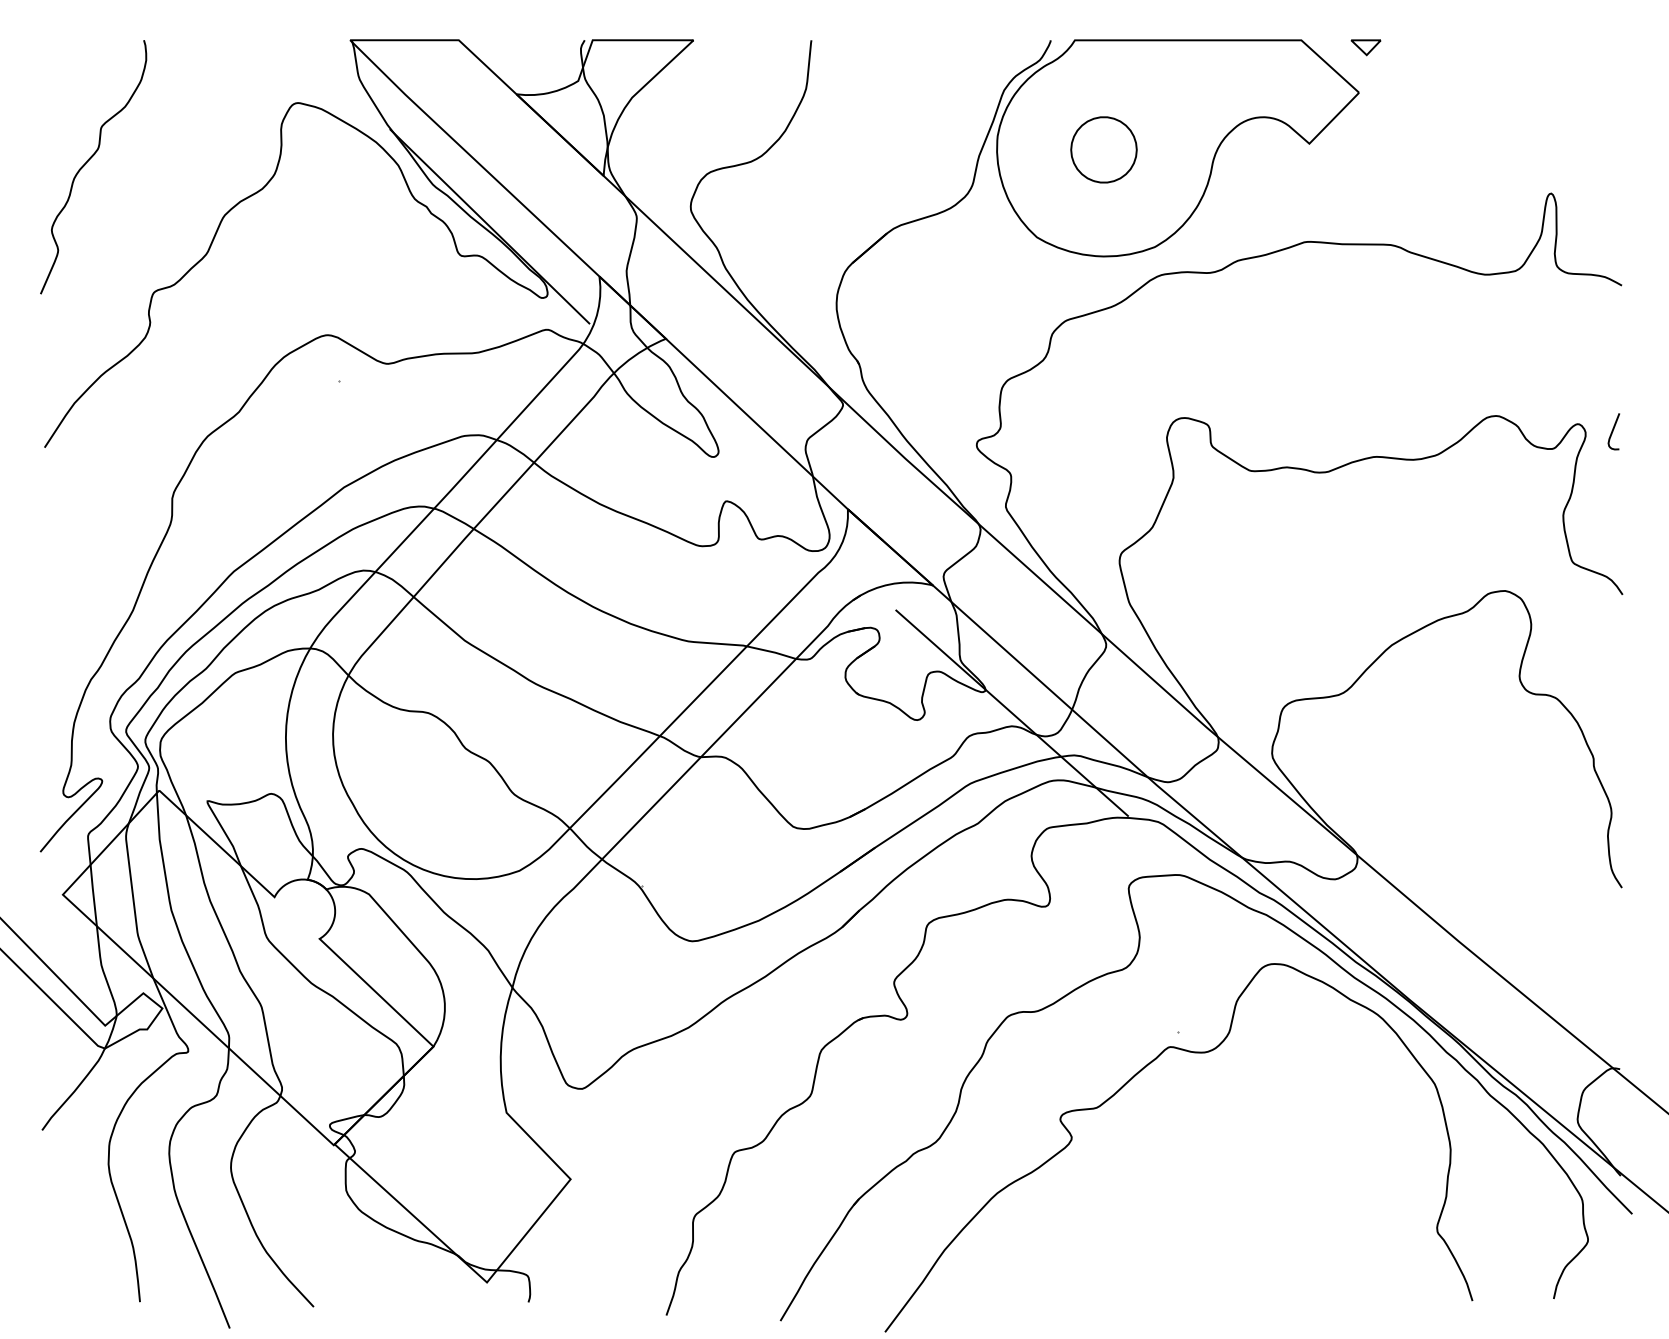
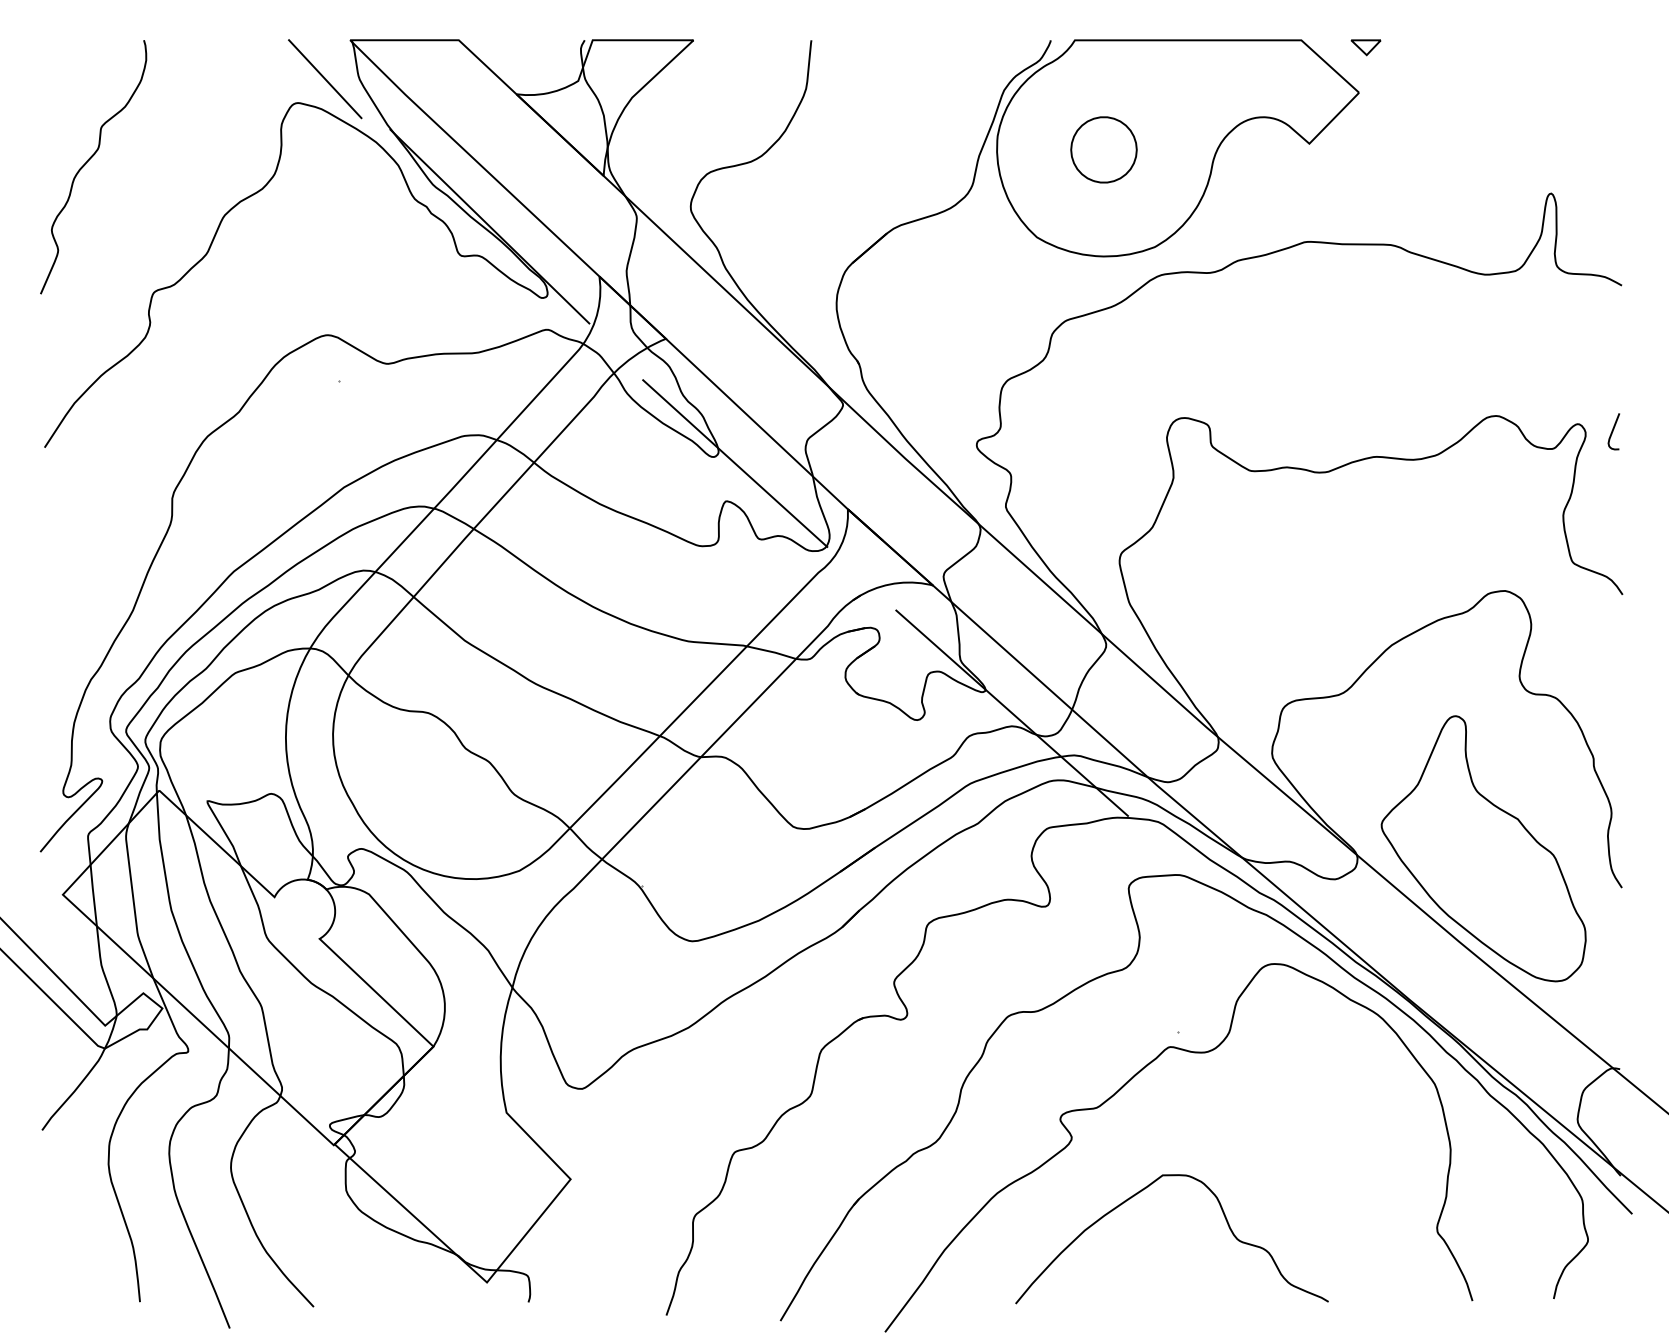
line: none -> present (325, 79)
line: none -> present (735, 463)
part: none -> present (1483, 848)
curve: none -> present (1139, 1193)
